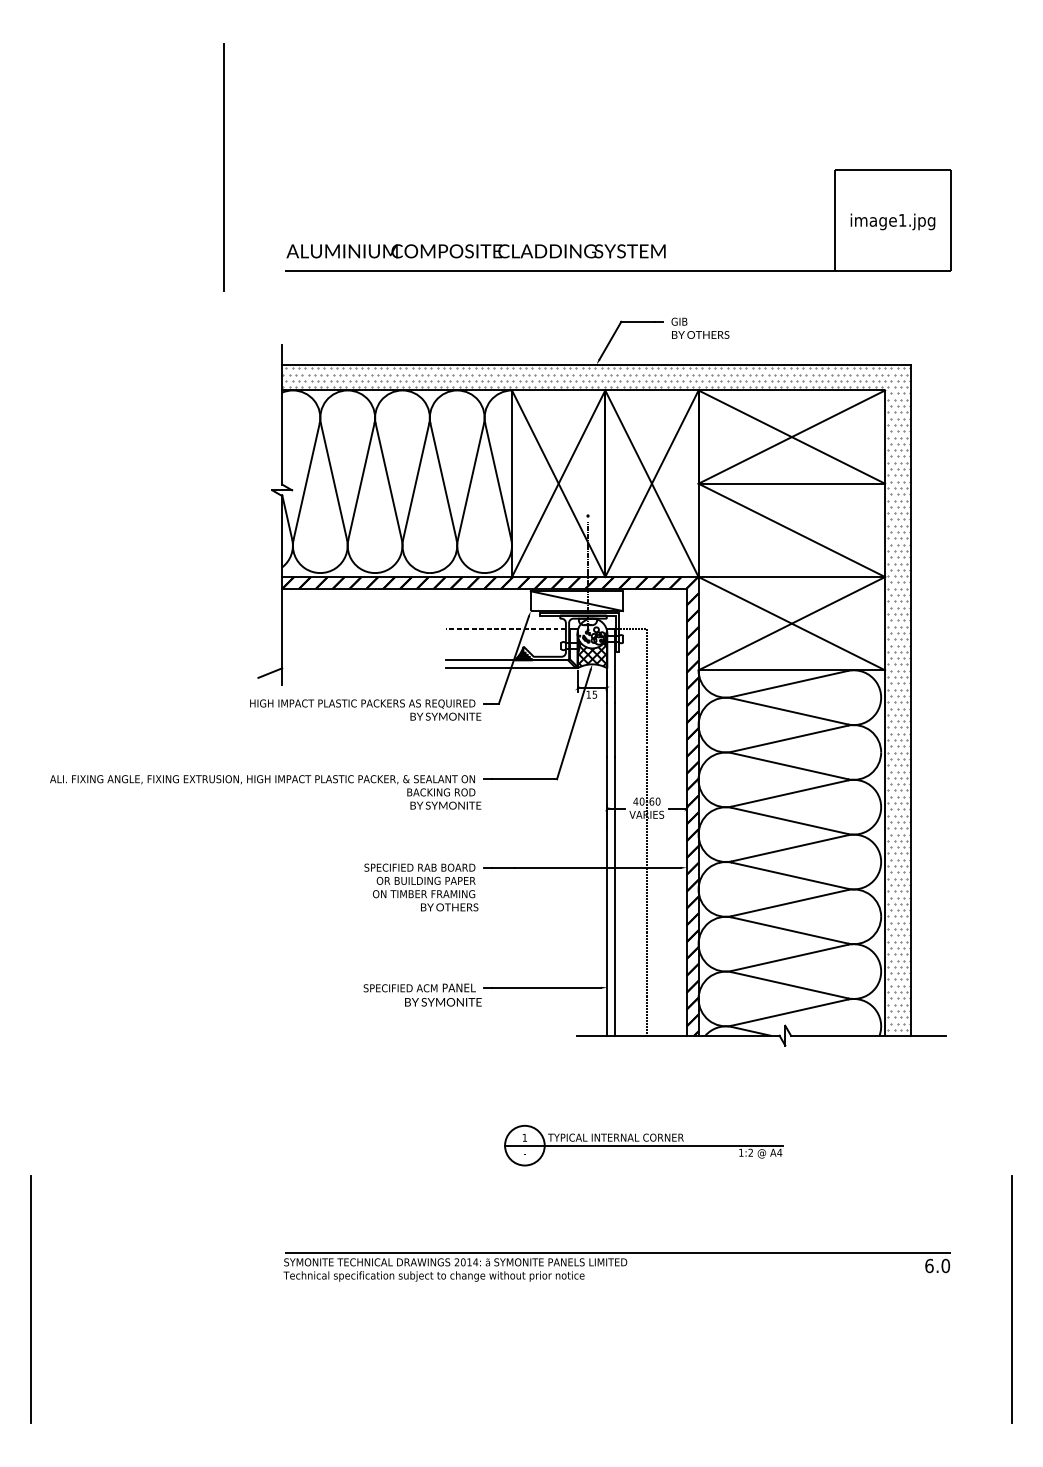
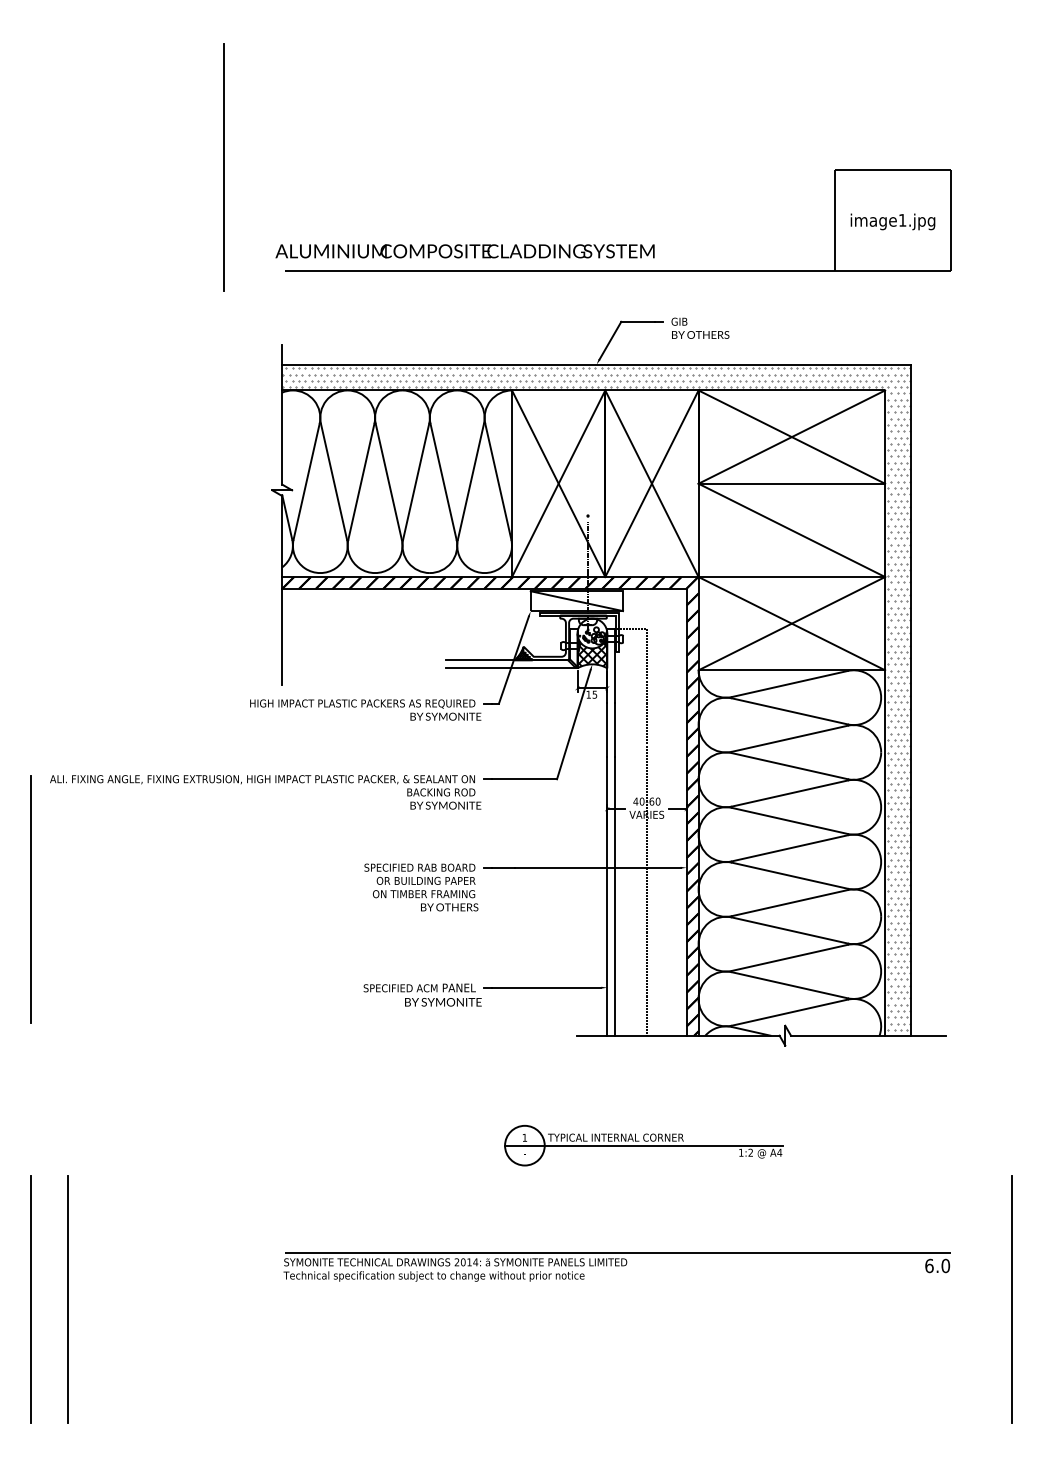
text position: (475, 251) -> (464, 251) (464, 251)
line: present -> none (505, 628)
line: present -> none (270, 672)
line: none -> present (30, 899)
line: none -> present (67, 1299)
